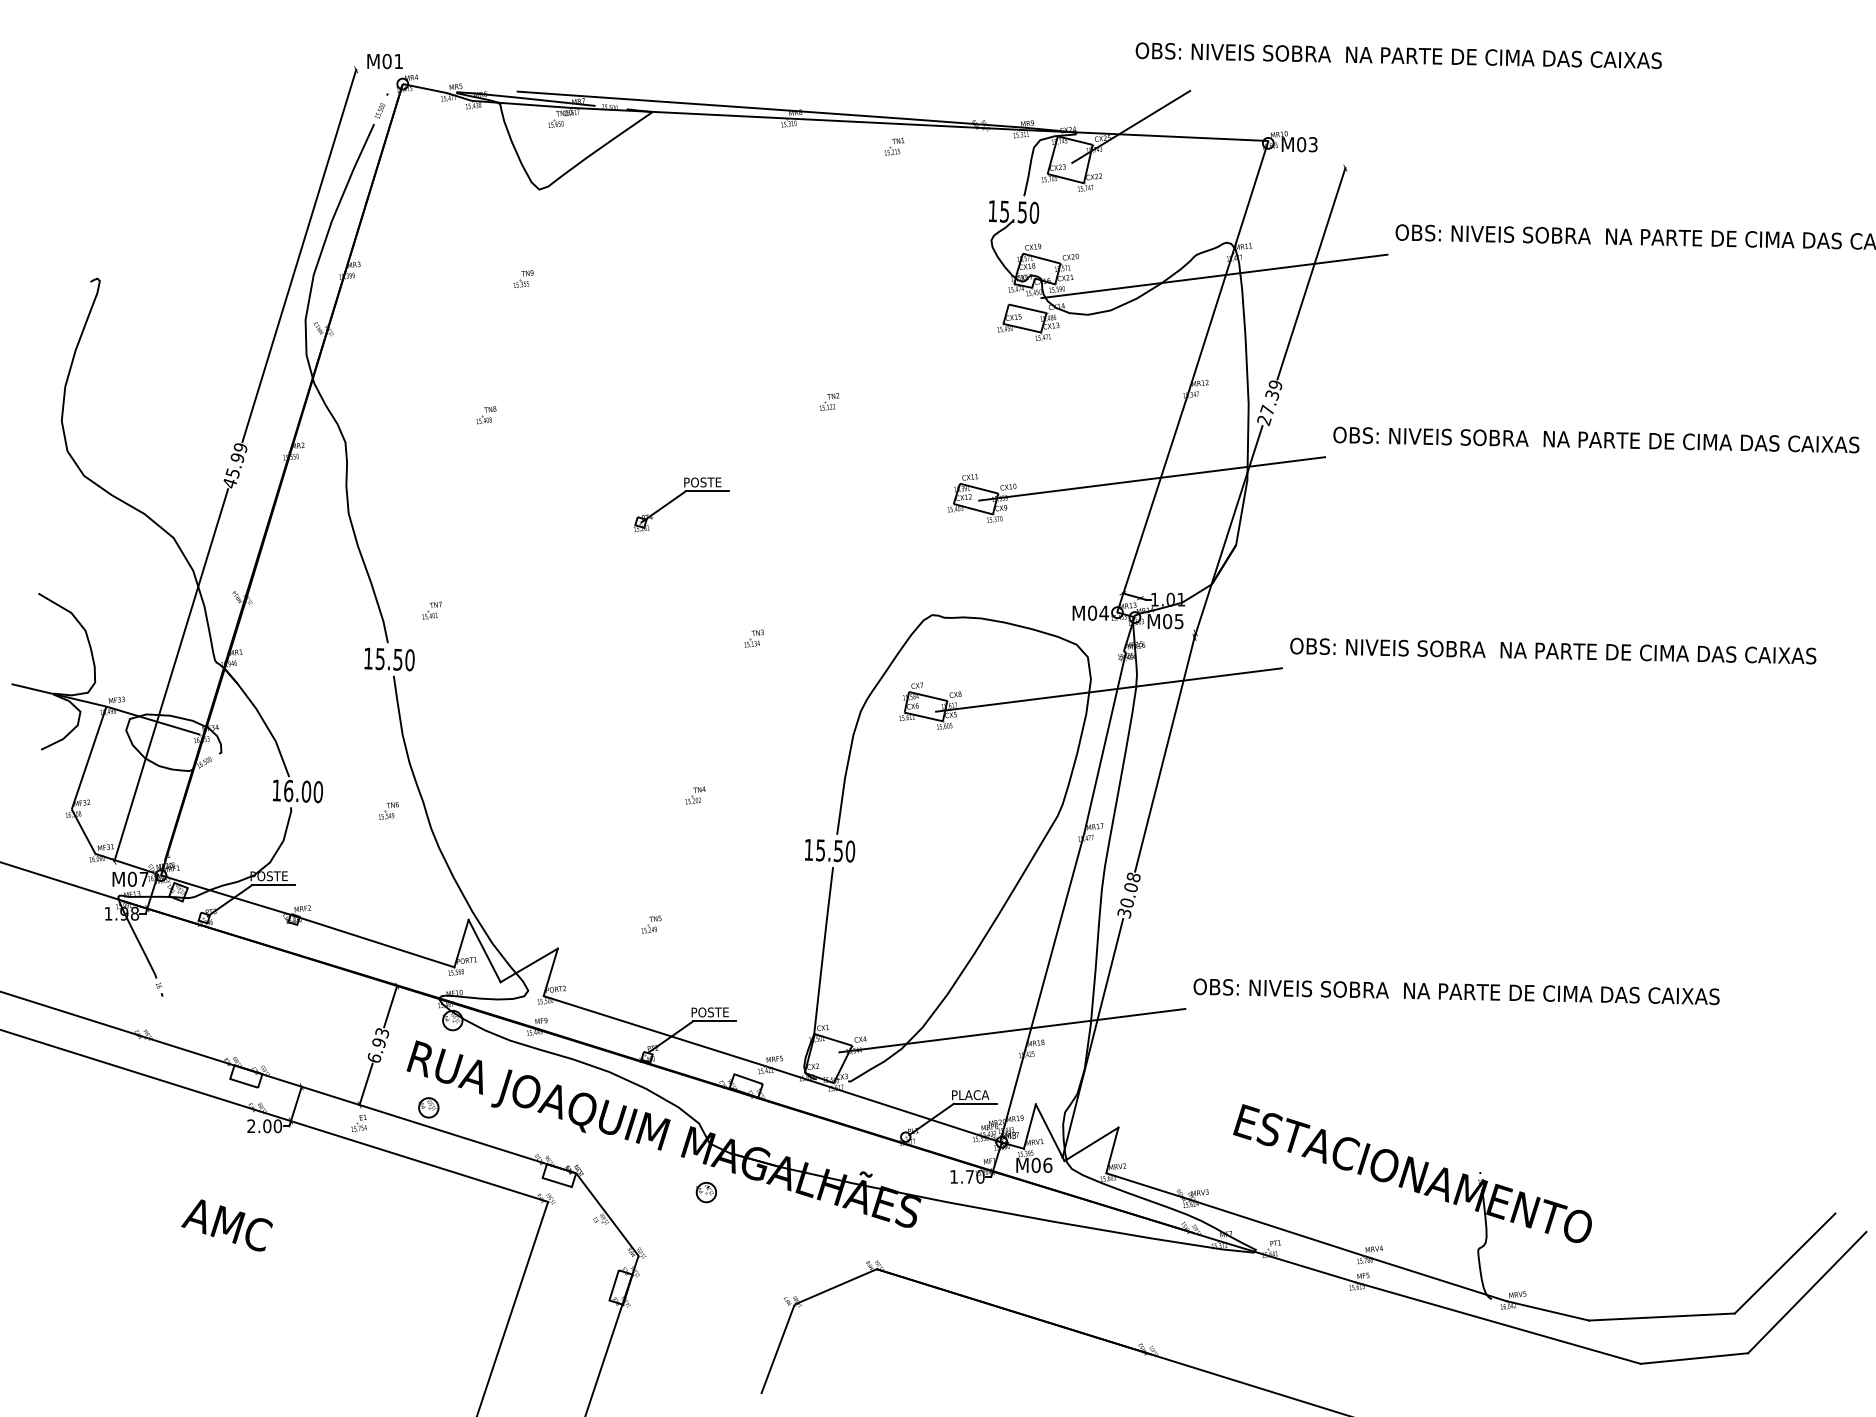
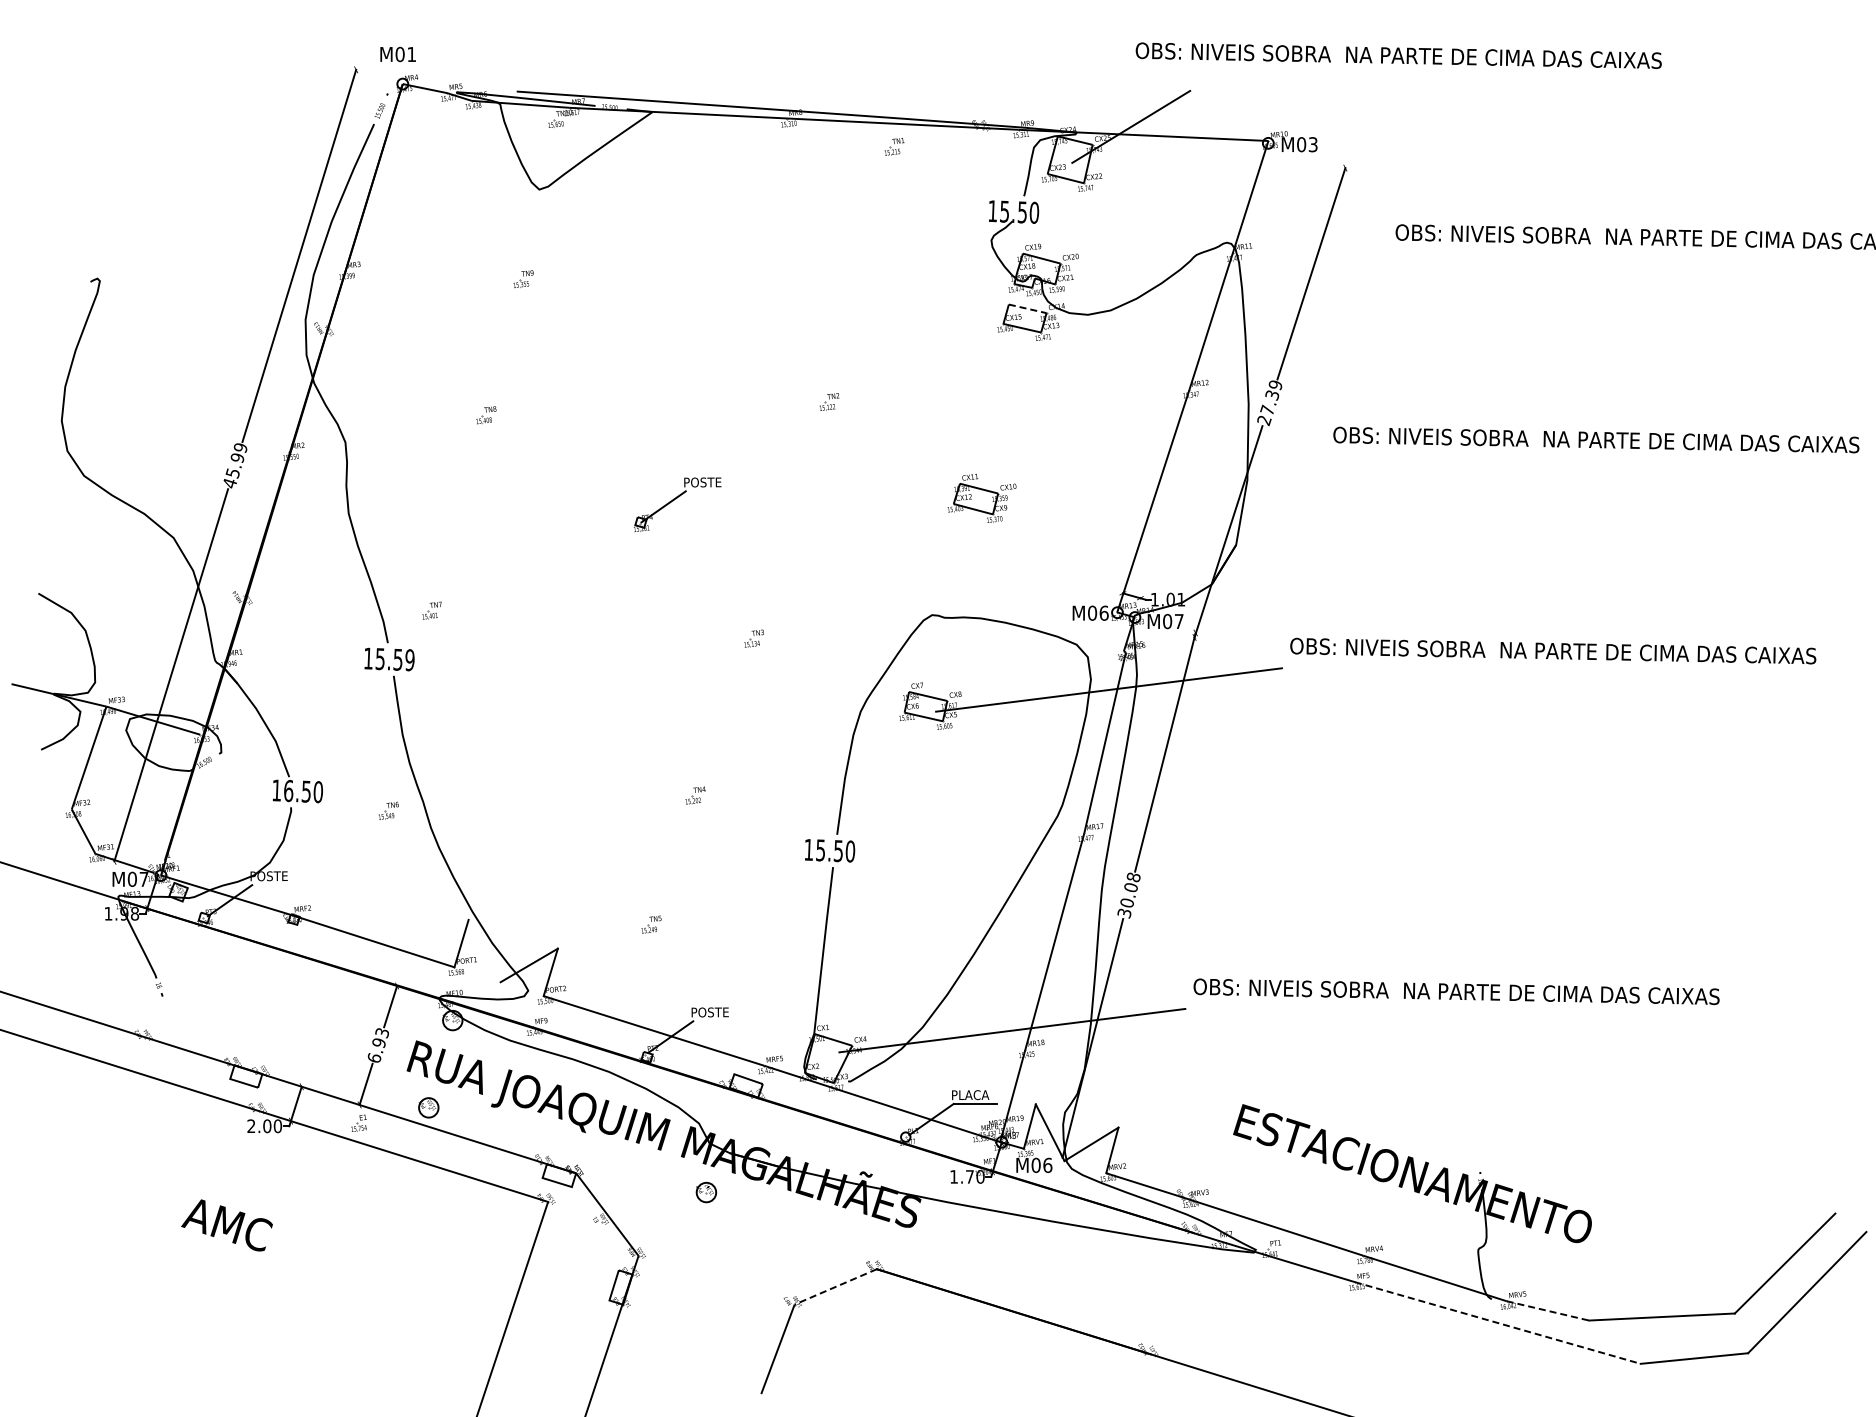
text position: (384, 61) -> (397, 54) (397, 54)
line: present -> none (1214, 276)
line: solid -> dashed (1028, 308)
line: present -> none (1152, 478)
line: present -> none (707, 491)
text: M04 -> M06 (1103, 612)
text: M05 -> M07 (1178, 621)
text: 15.50 -> 15.59 (409, 660)
text: 16.00 -> 16.50 (306, 791)
line: present -> none (273, 885)
line: present -> none (484, 950)
line: present -> none (714, 1021)
line: solid -> dashed (835, 1286)
line: solid -> dashed (1548, 1311)
line: solid -> dashed (1497, 1322)
